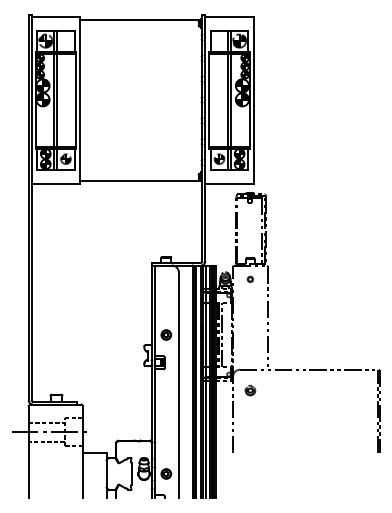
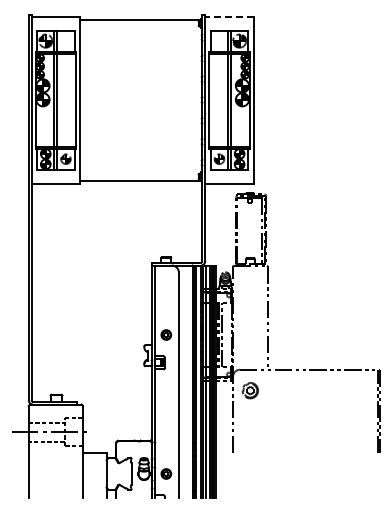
line: solid -> dashed (229, 16)
part: present -> none (249, 279)
part size: 13x13 px -> 18x18 px (249, 390)
